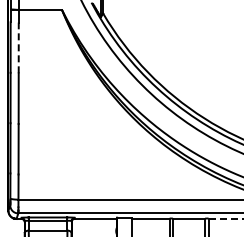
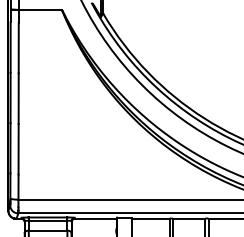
line: dashed -> solid (18, 47)
line: dashed -> solid (226, 218)
